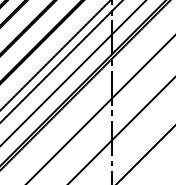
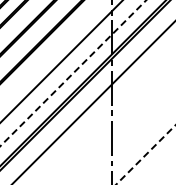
line: present -> none (55, 55)
line: solid -> dashed (73, 73)
line position: (100, 109) -> (93, 102) (93, 102)
line: present -> none (121, 130)
line: solid -> dashed (146, 154)
